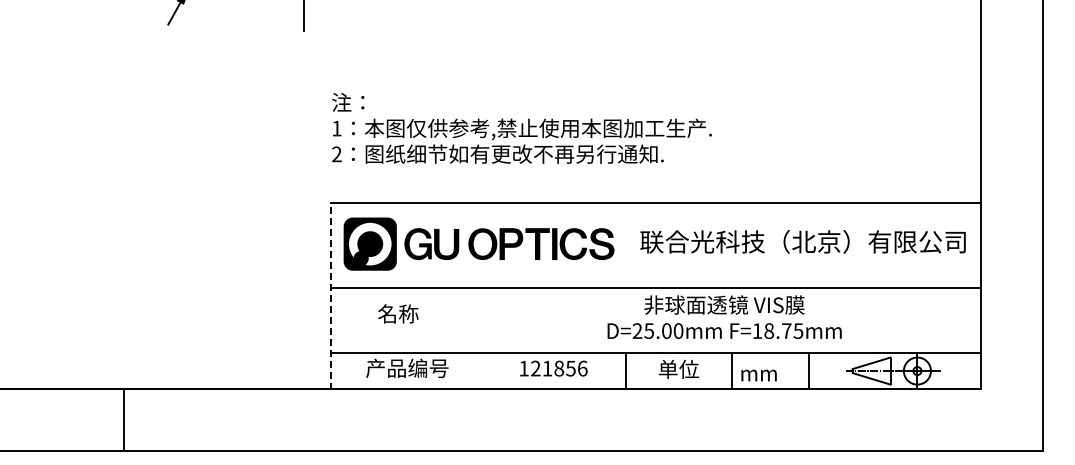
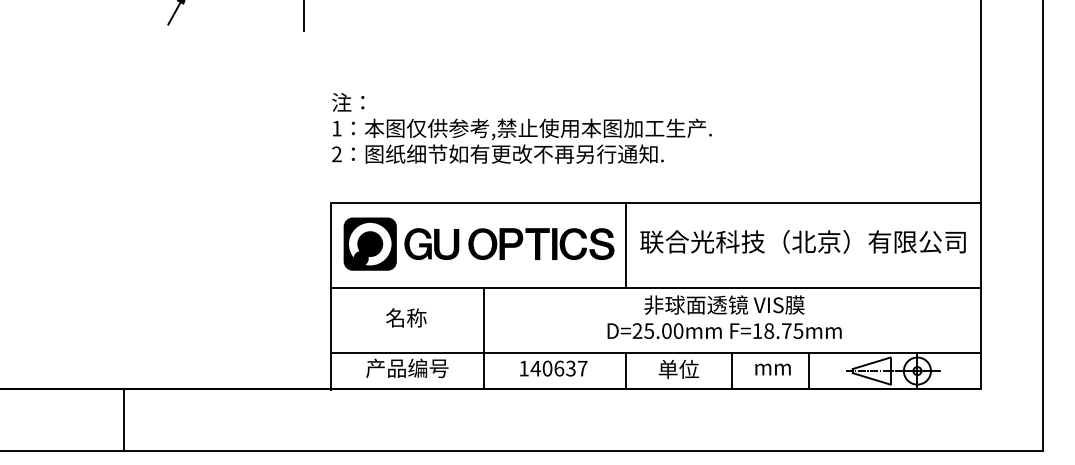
line: none -> present (625, 245)
line: dashed -> solid (330, 296)
text position: (398, 313) -> (406, 317) (406, 317)
line: none -> present (484, 338)
text: 121856 -> 140637 (558, 368)
text position: (758, 375) -> (772, 369) (772, 369)
